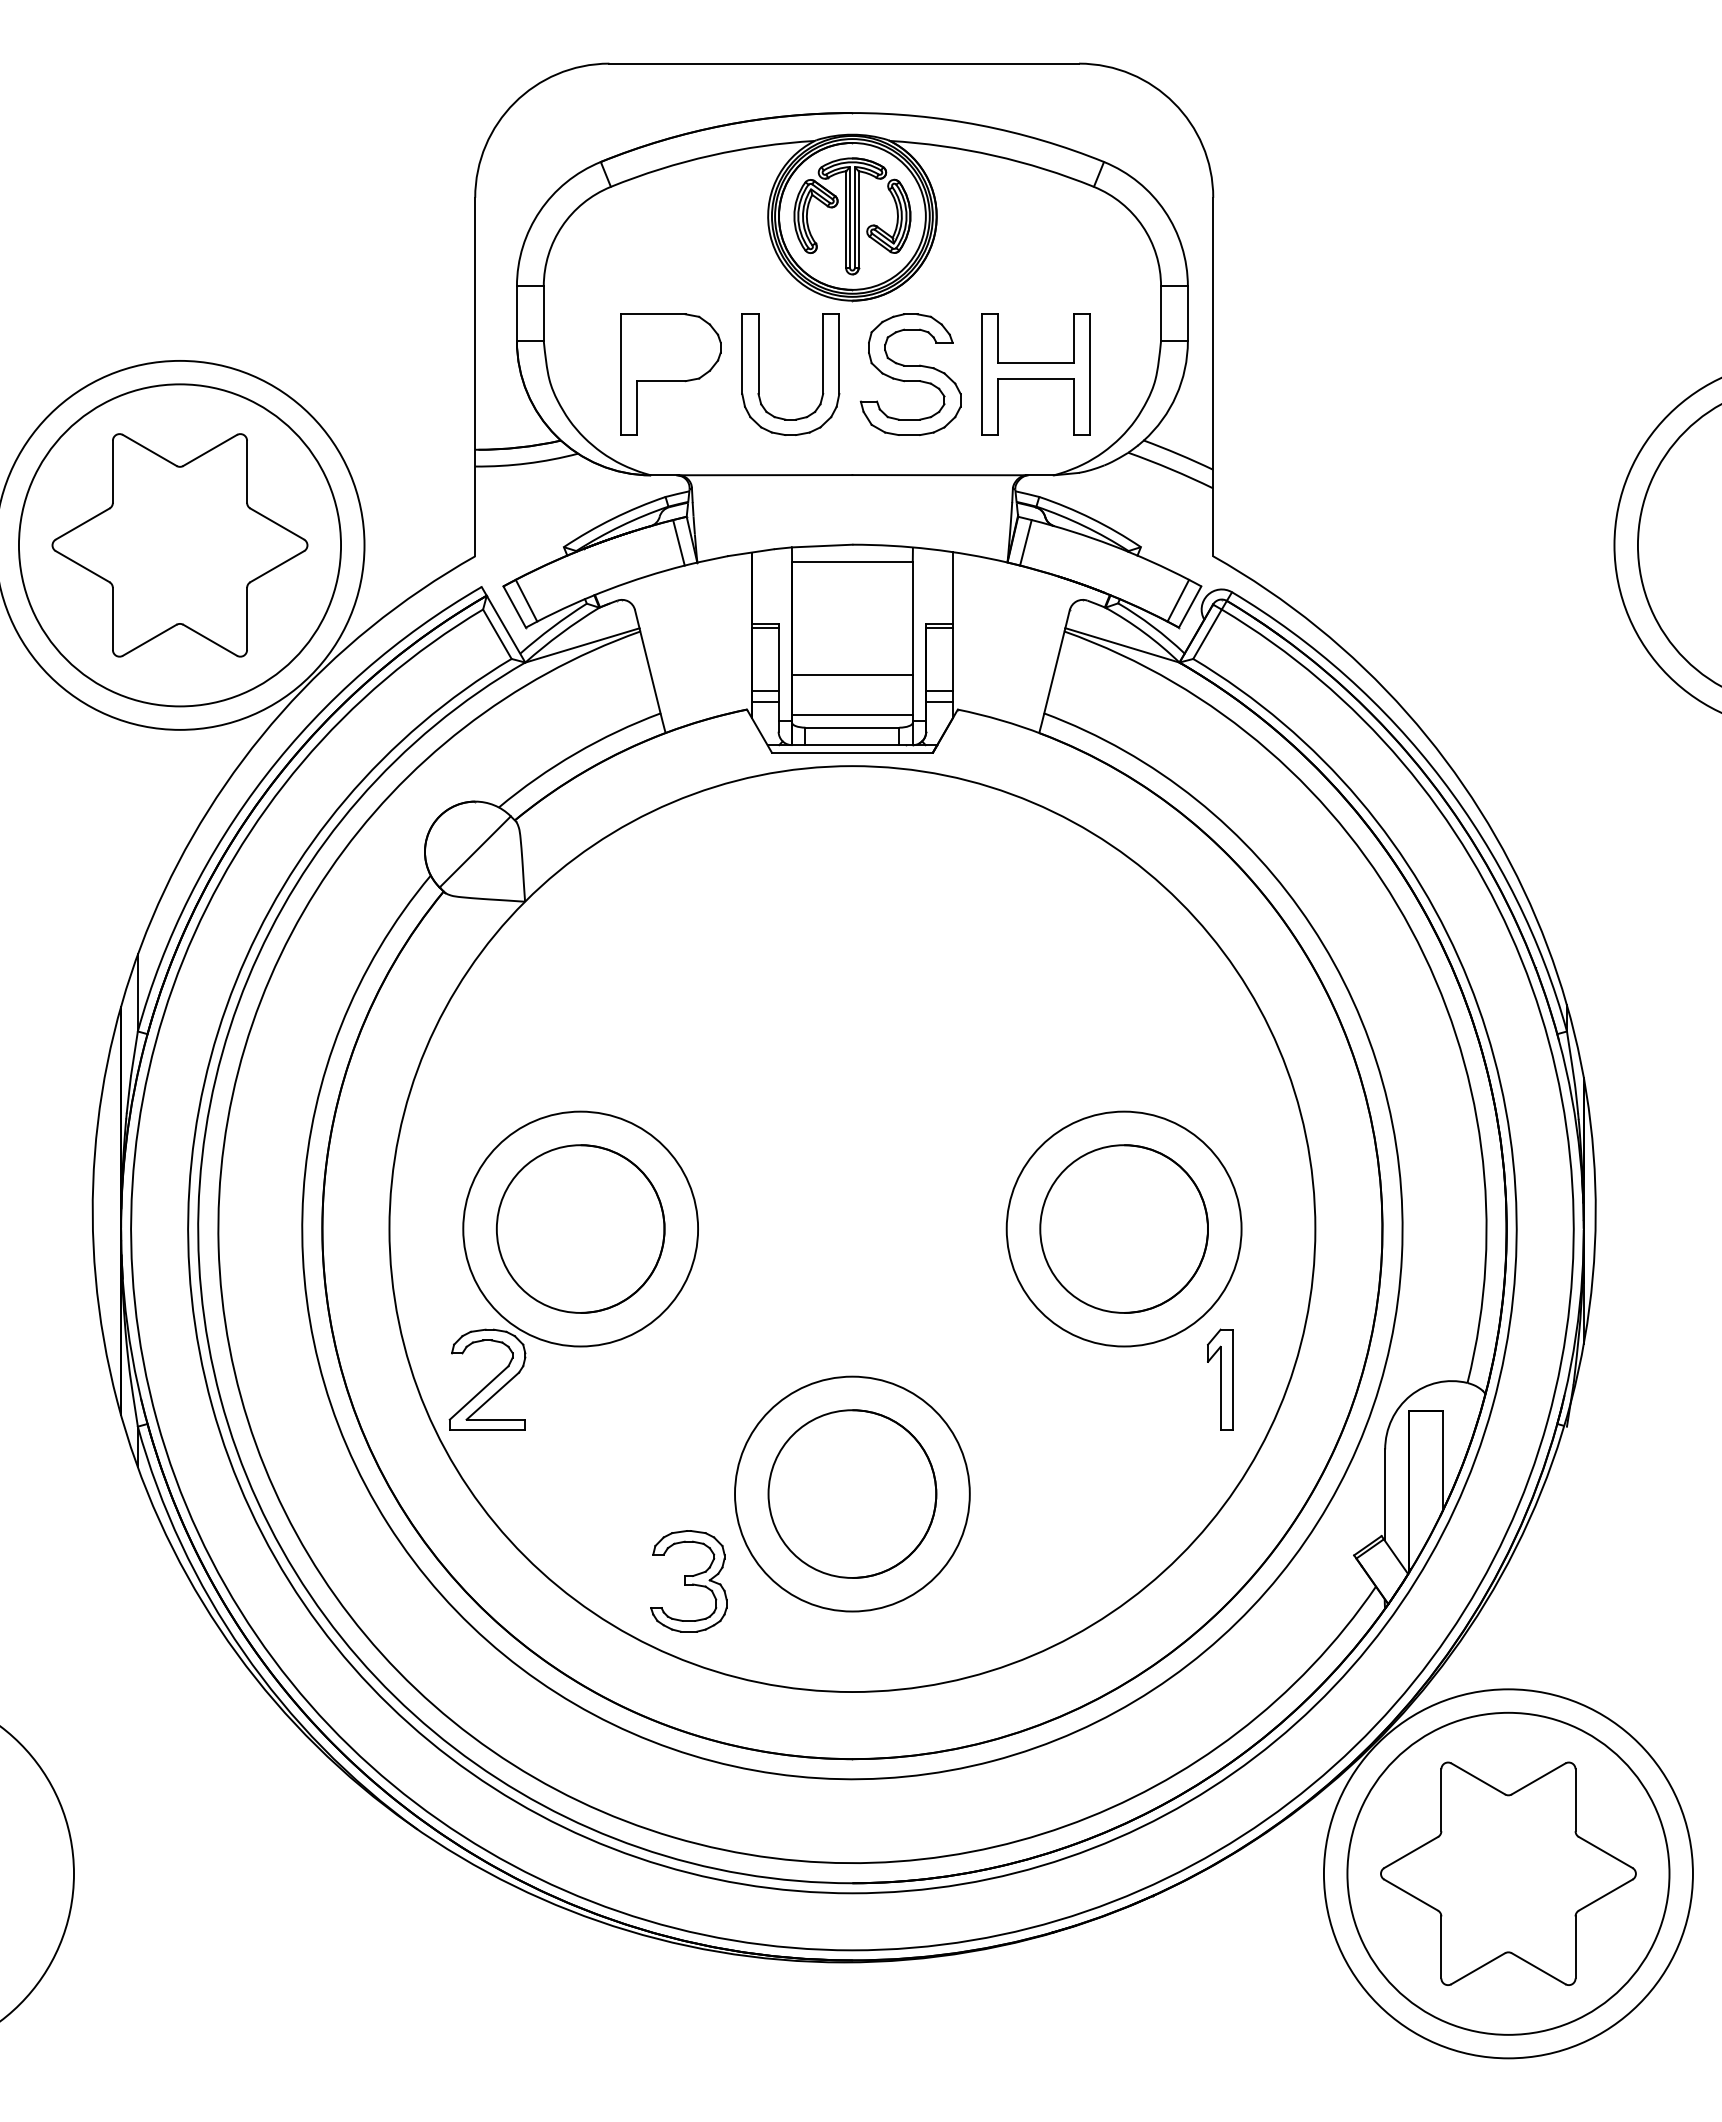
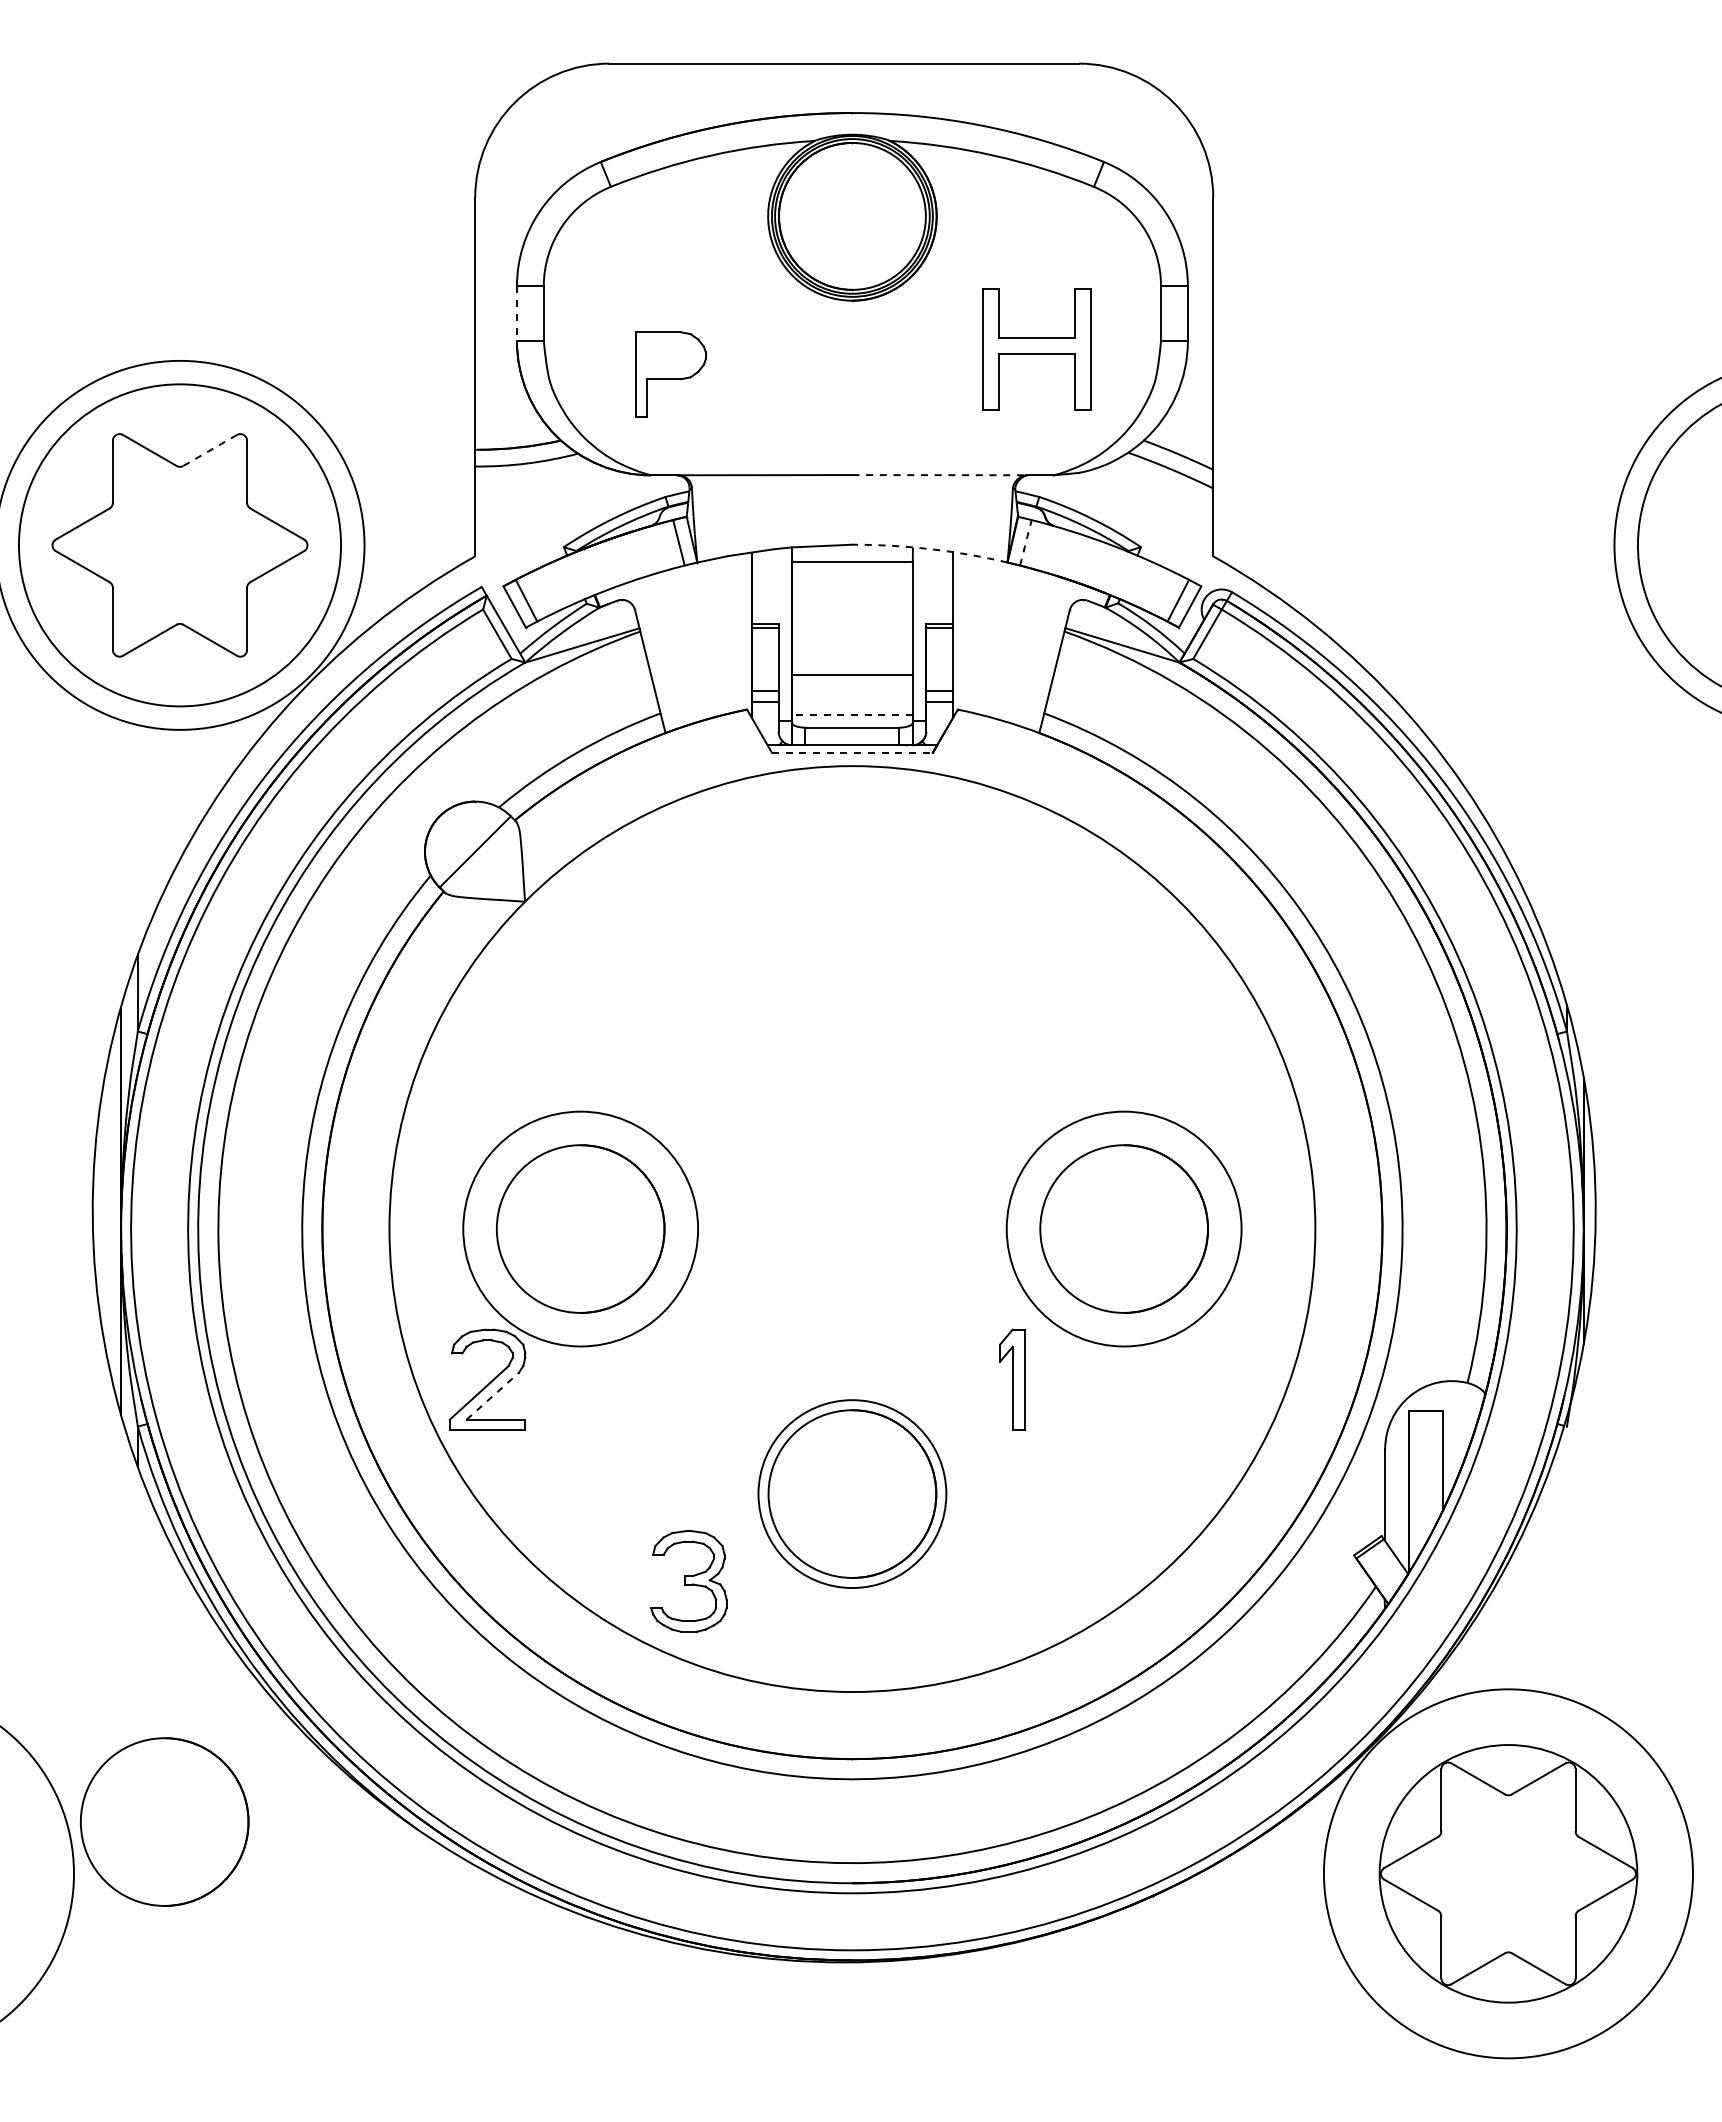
part: present -> none (852, 216)
line: solid -> dashed (516, 314)
part size: 102x123 px -> 72x87 px (670, 374)
part: present -> none (759, 374)
part: present -> none (910, 374)
part position: (1035, 374) -> (1036, 349) (1036, 349)
line: solid -> dashed (210, 450)
line: solid -> dashed (939, 475)
line: solid -> dashed (1026, 542)
arc: solid -> dashed (930, 549)
line: solid -> dashed (851, 715)
line: solid -> dashed (852, 752)
part position: (1220, 1379) -> (1012, 1379) (1012, 1379)
line: solid -> dashed (493, 1395)
circle diameter: 235 px -> 188 px (852, 1494)
circle: none -> present (164, 1821)
circle diameter: 322 px -> 258 px (1508, 1873)
